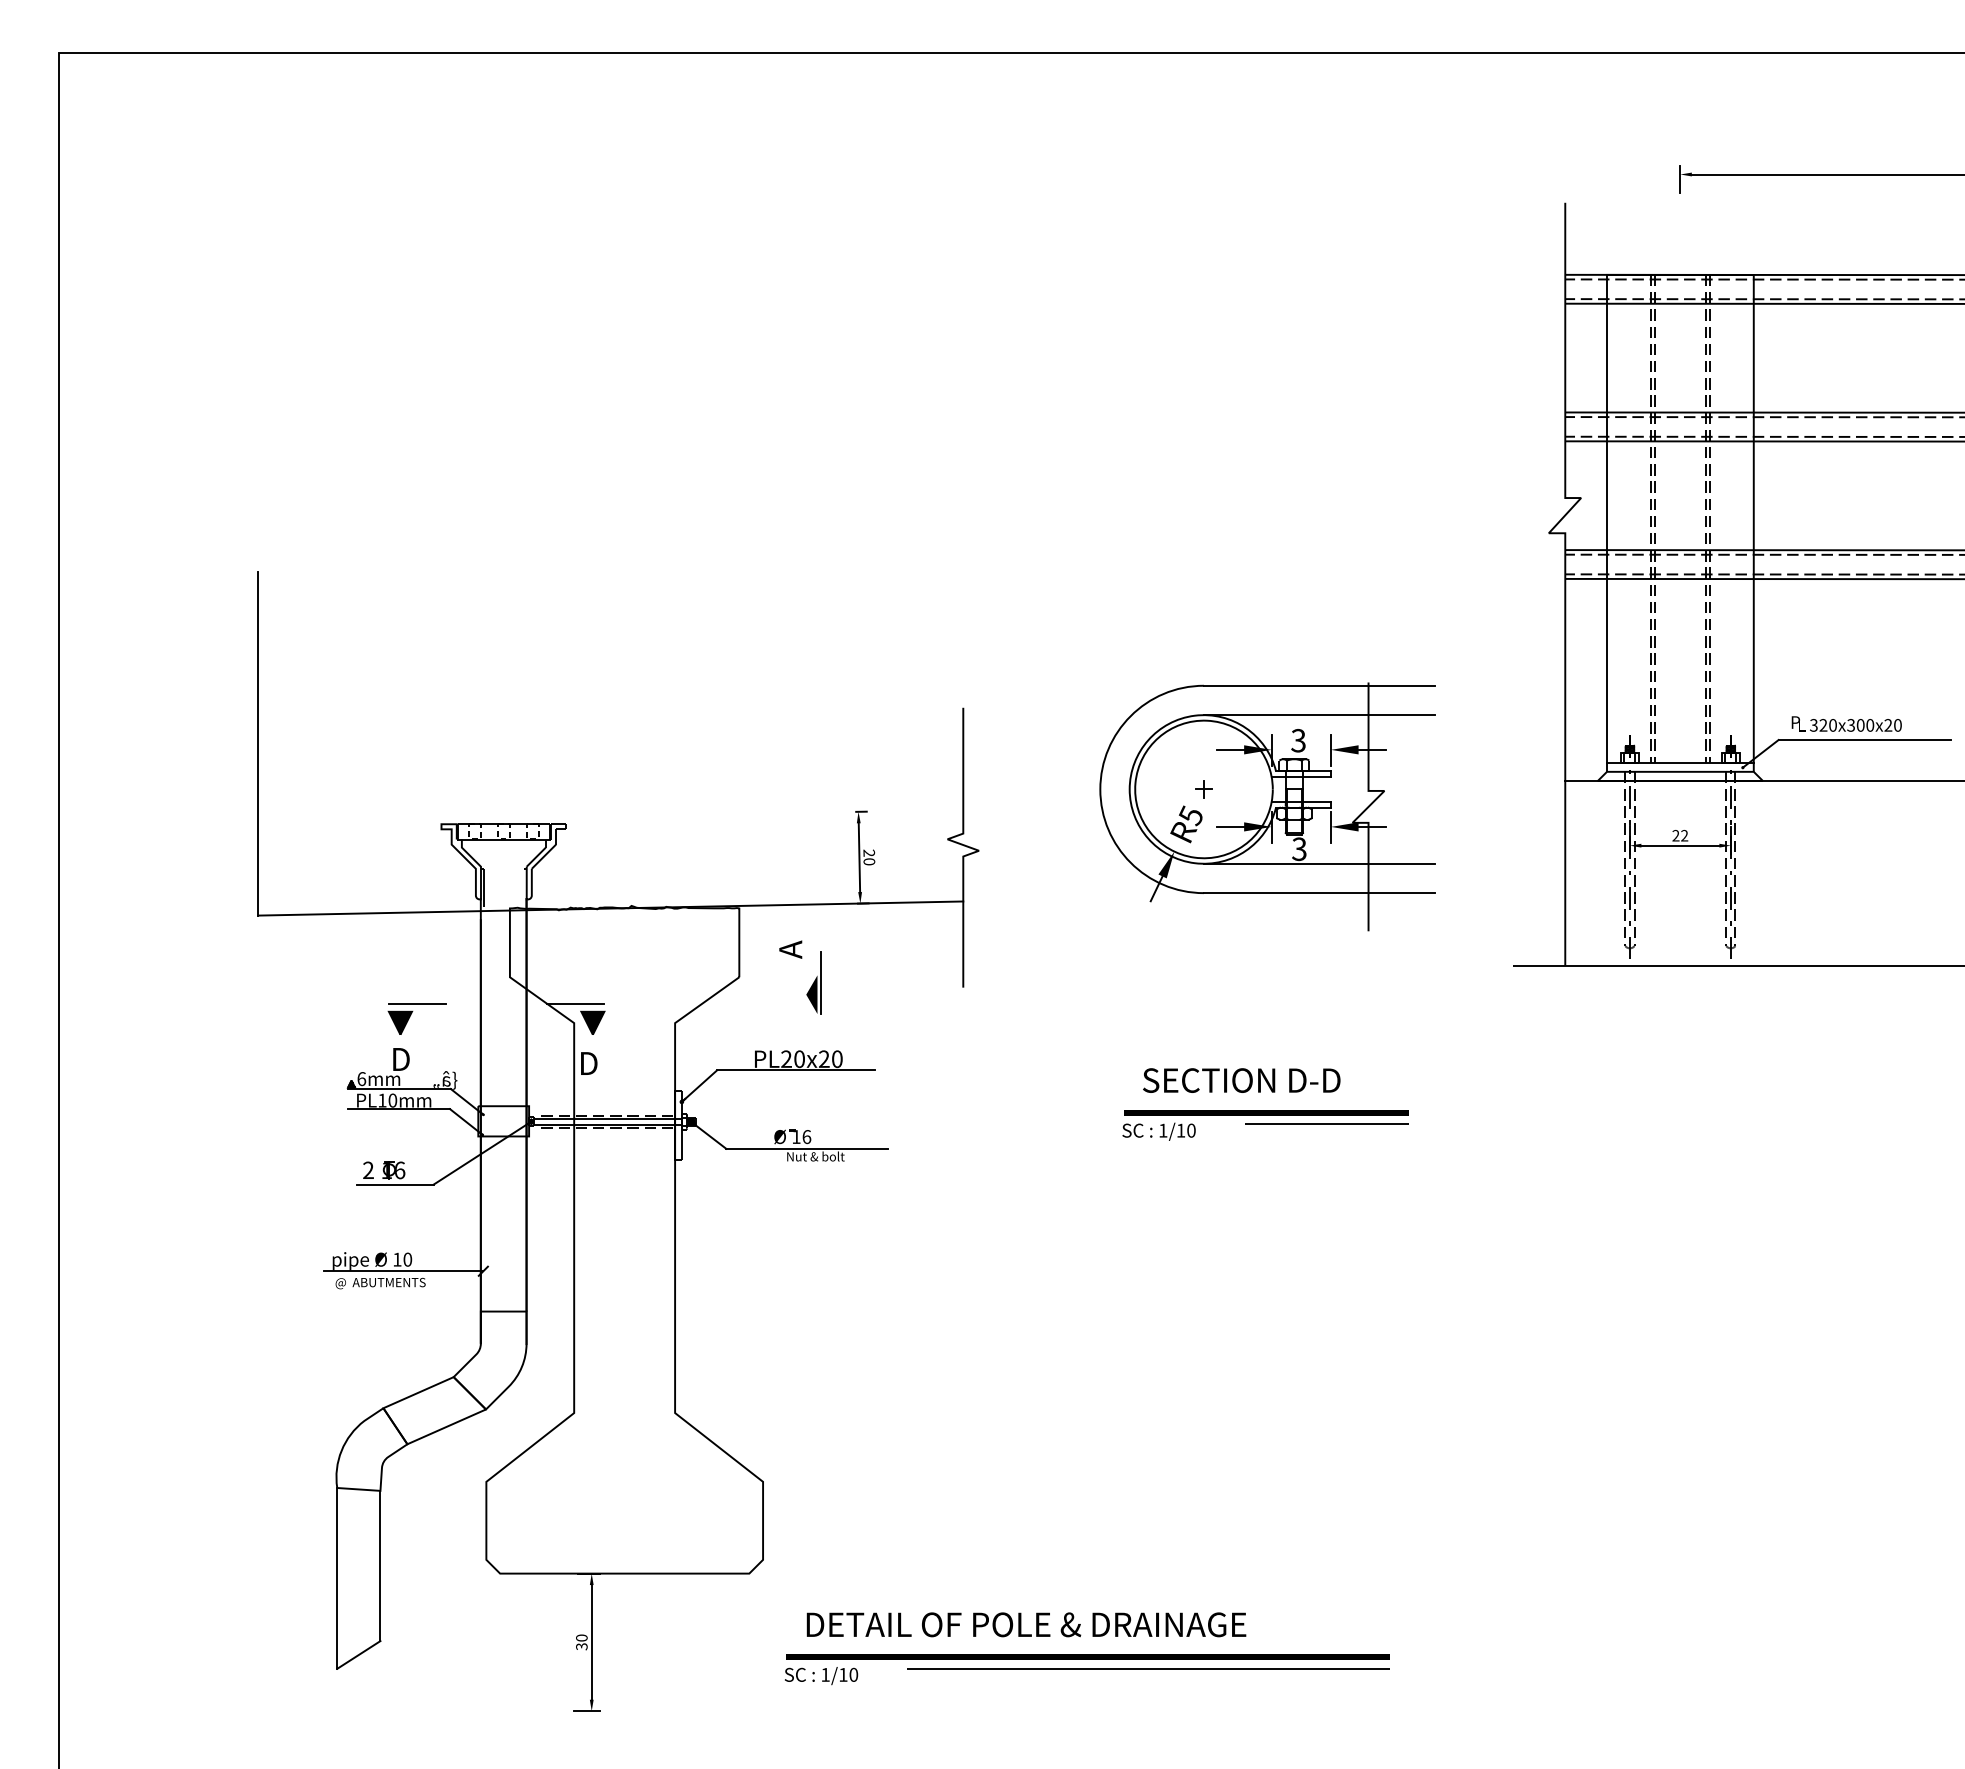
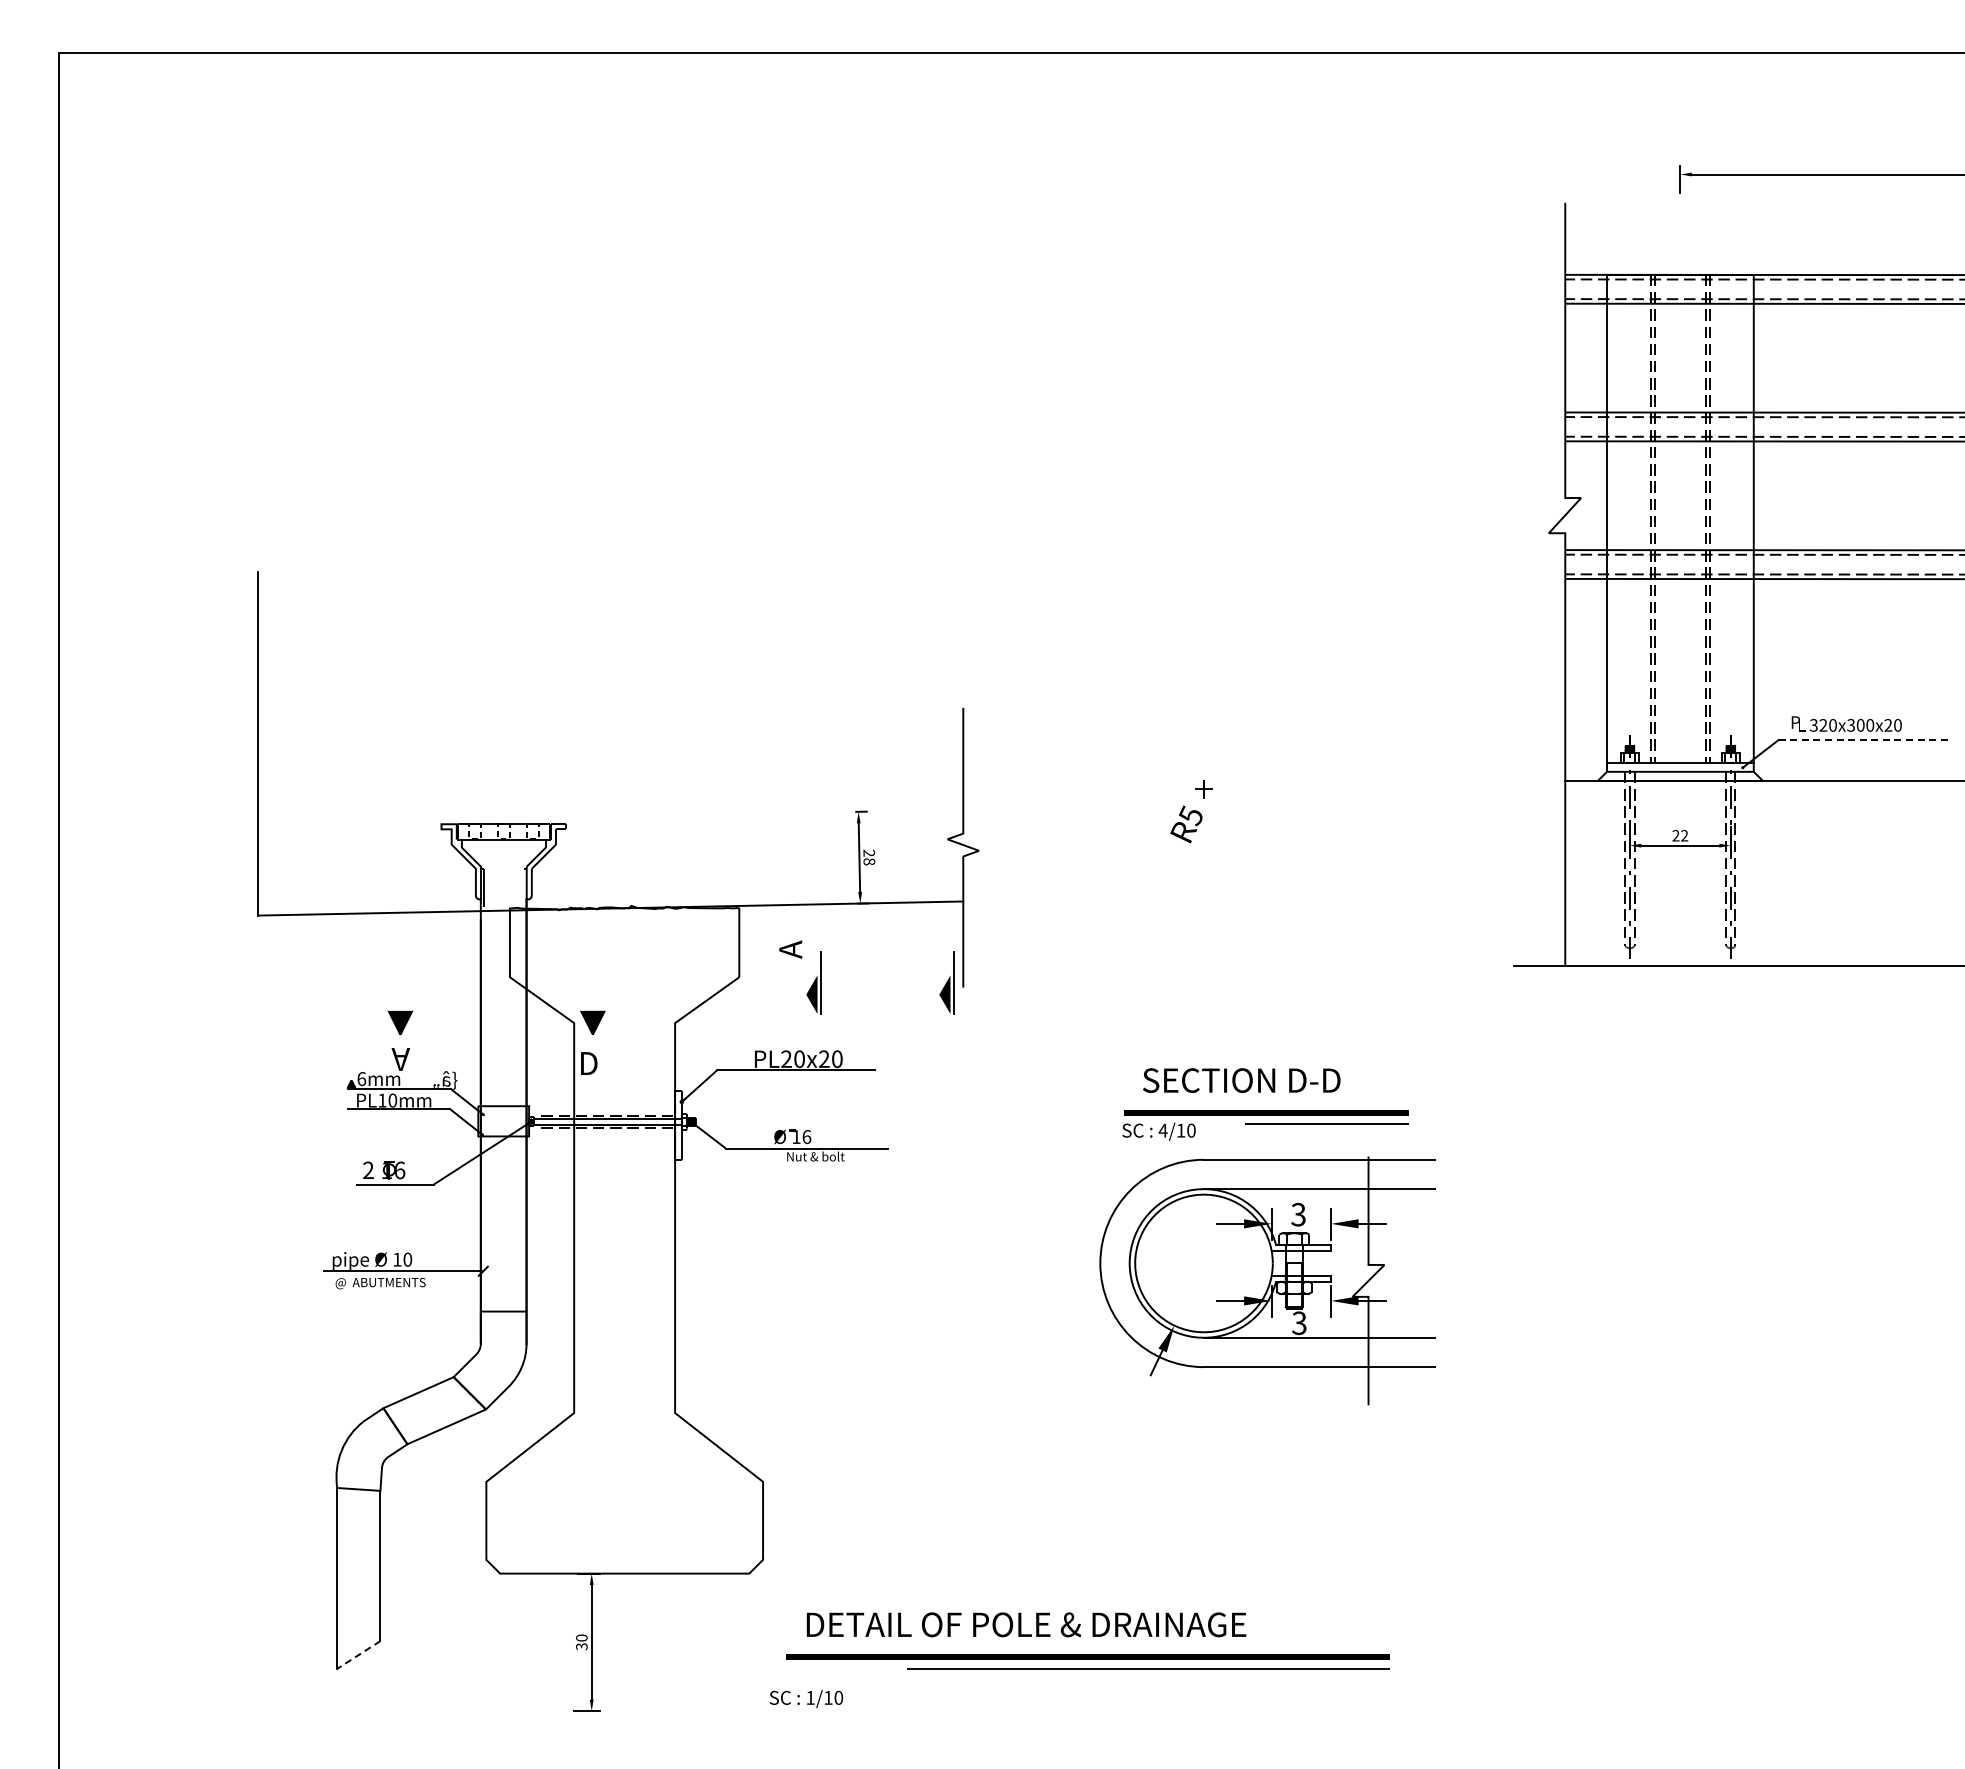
line: solid -> dashed (1865, 740)
part position: (1267, 806) -> (1267, 1280) (1267, 1280)
text: 20 -> 28 (868, 861)
part: none -> present (946, 982)
line: present -> none (417, 1003)
line: present -> none (575, 1003)
text: D -> A (400, 1059)
text: 1/10 -> 4/10 (1162, 1130)
line: solid -> dashed (358, 1654)
text position: (821, 1676) -> (806, 1699) (806, 1699)
